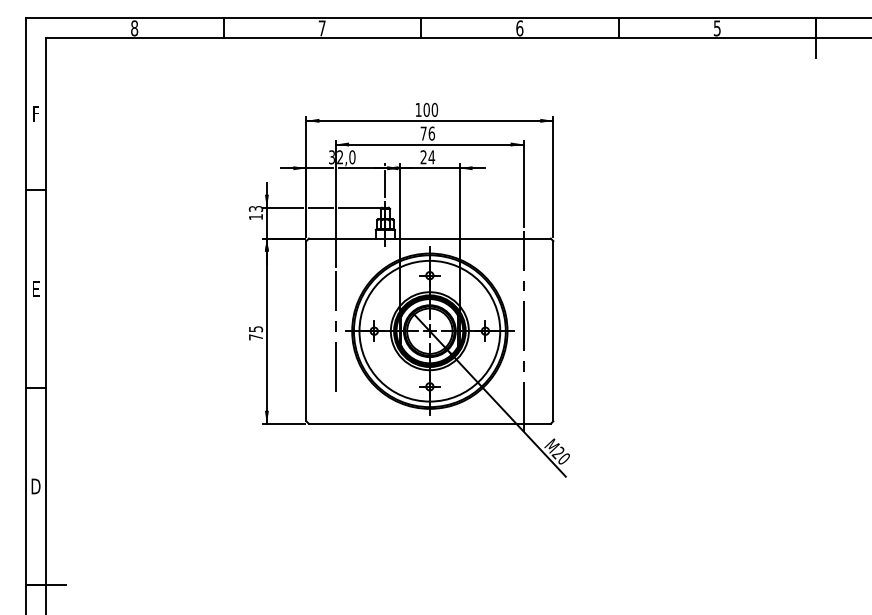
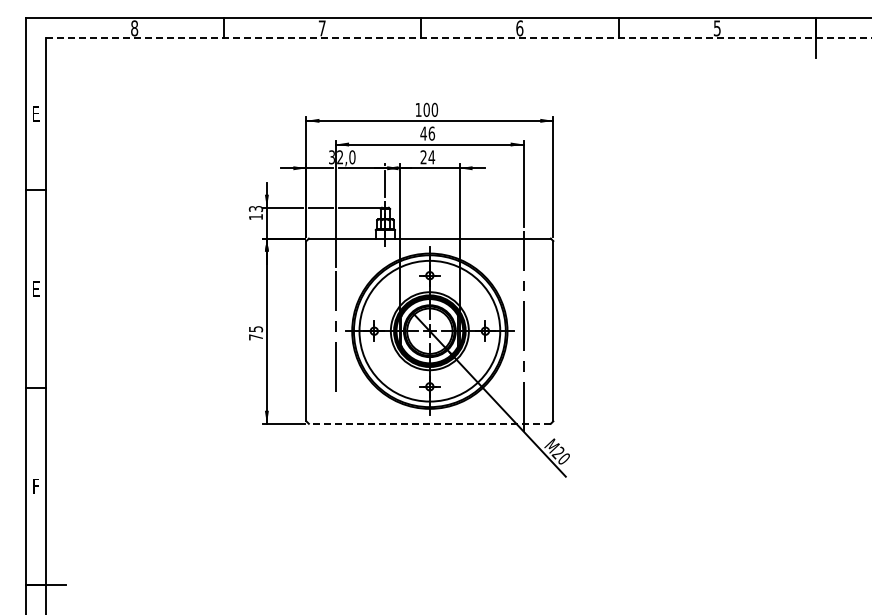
line: solid -> dashed (458, 38)
text: F -> E (36, 114)
text: 76 -> 46 (423, 133)
line: solid -> dashed (429, 423)
text: D -> F (35, 486)
